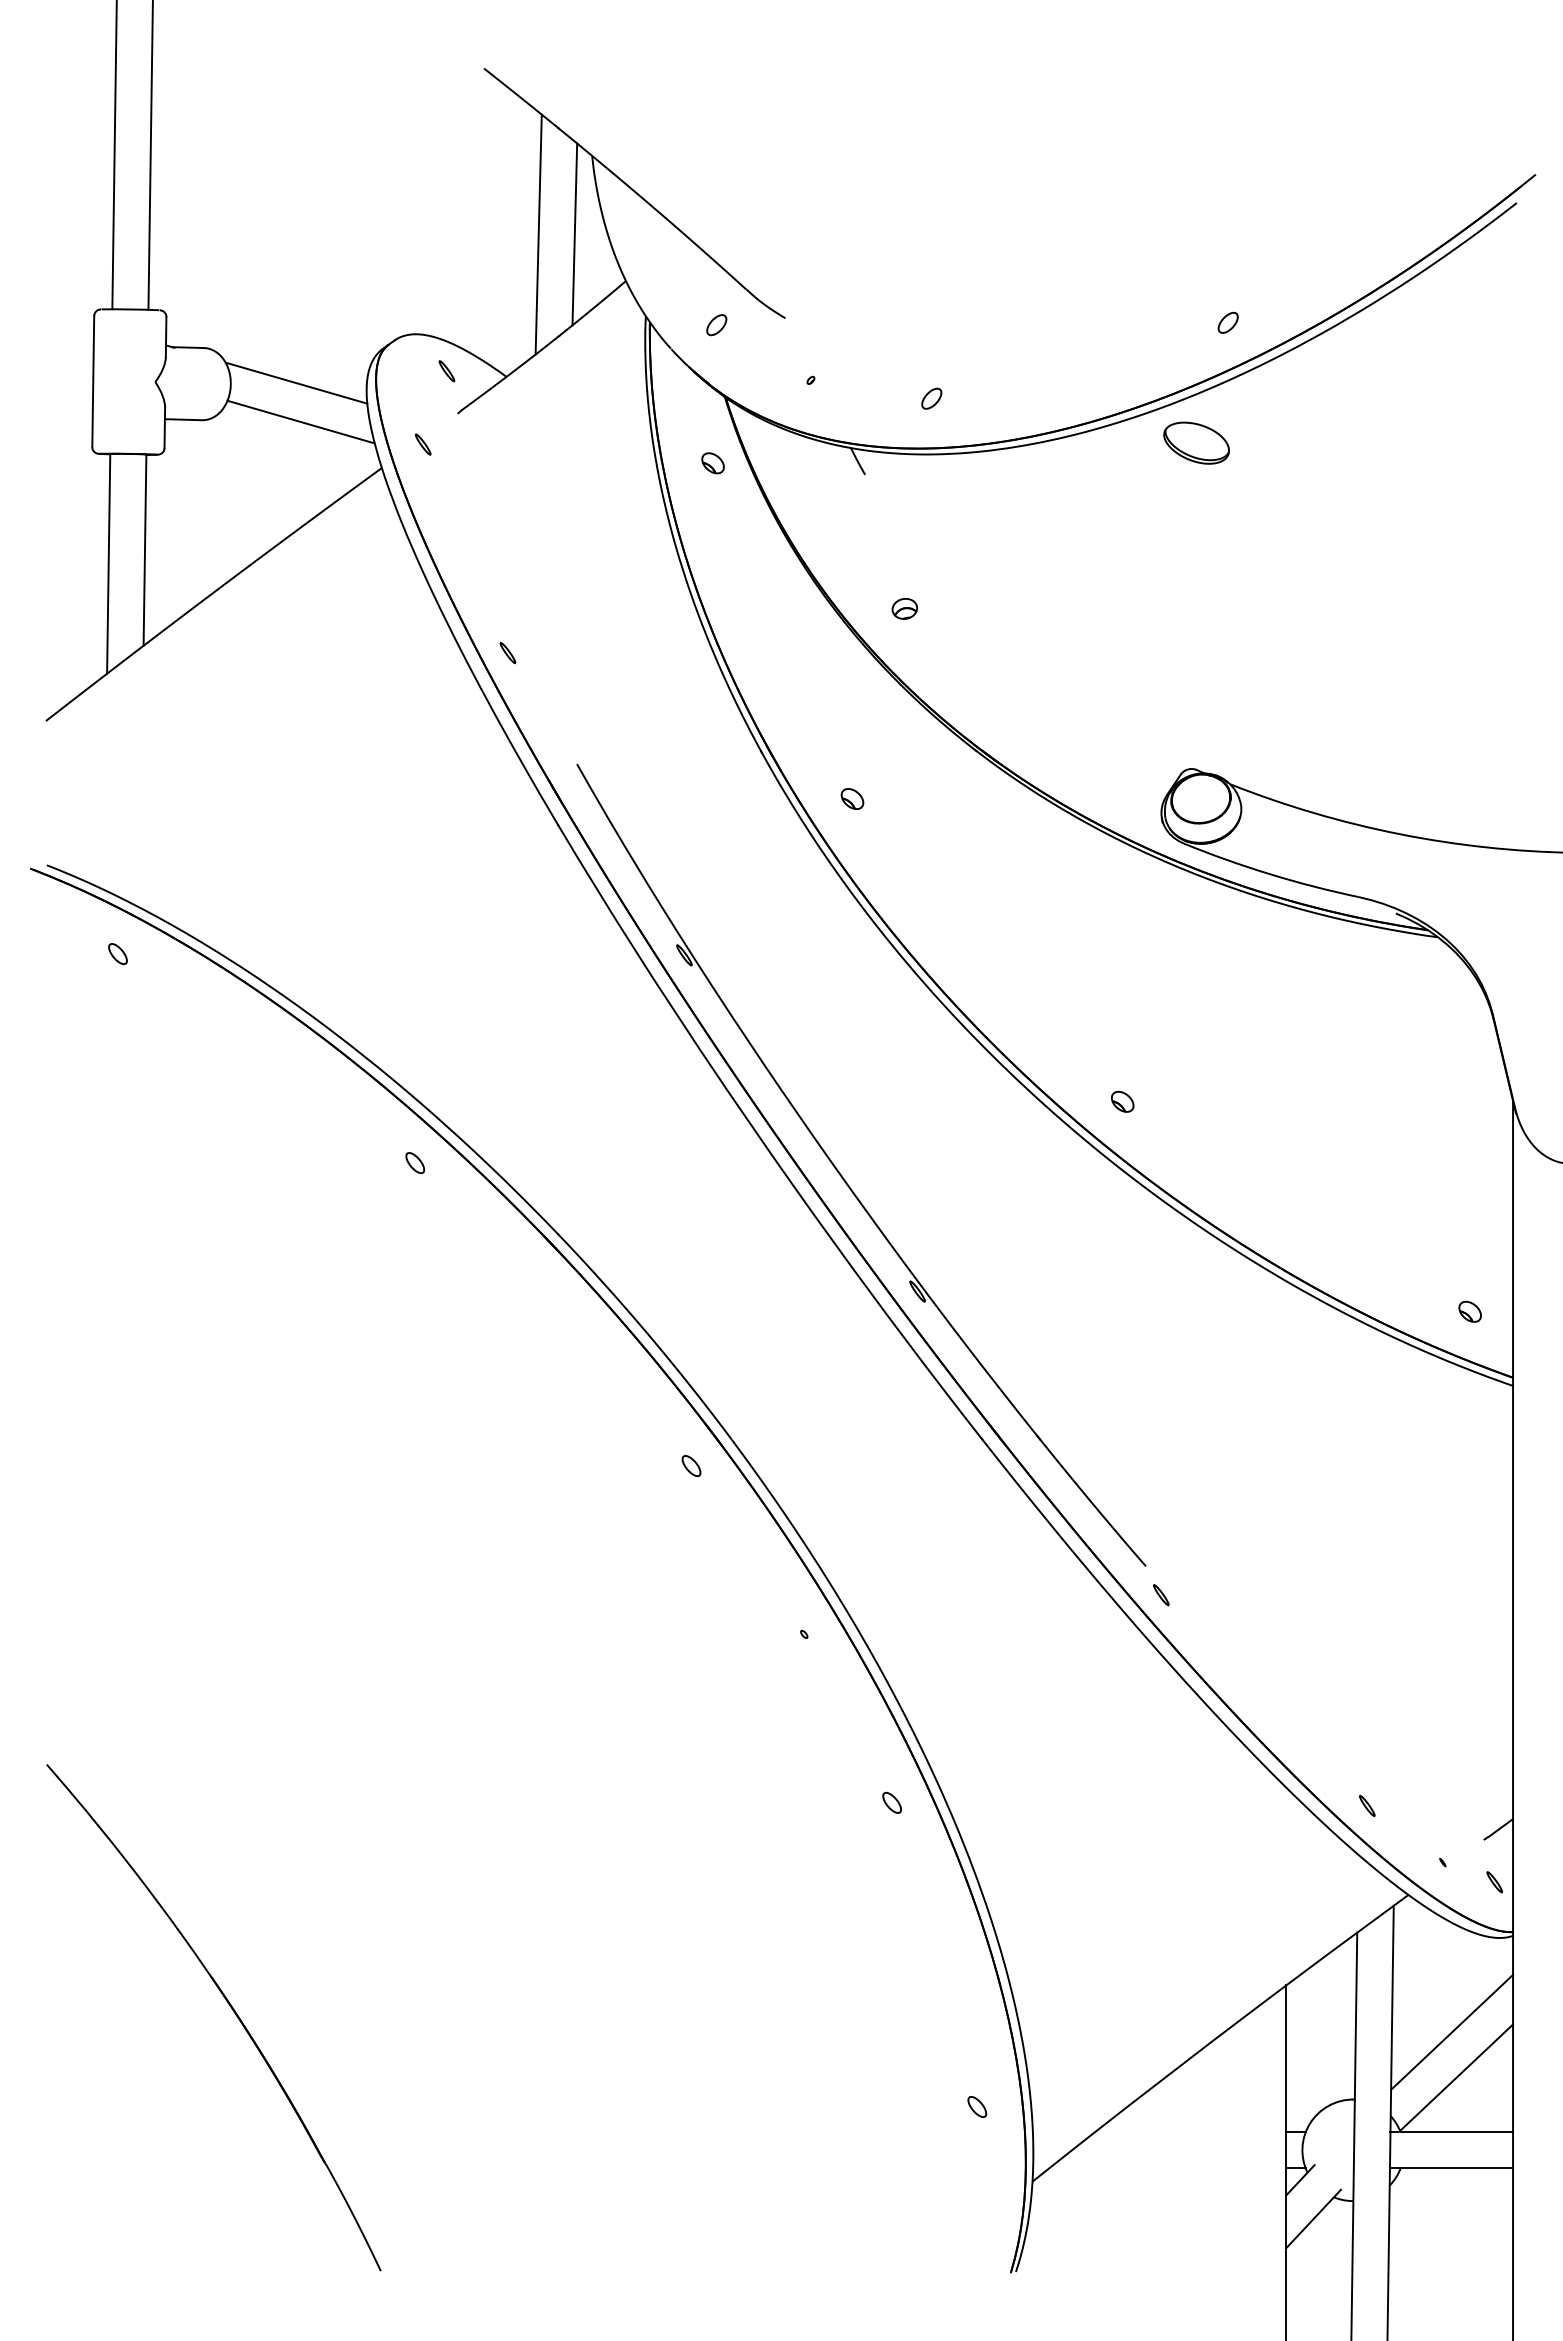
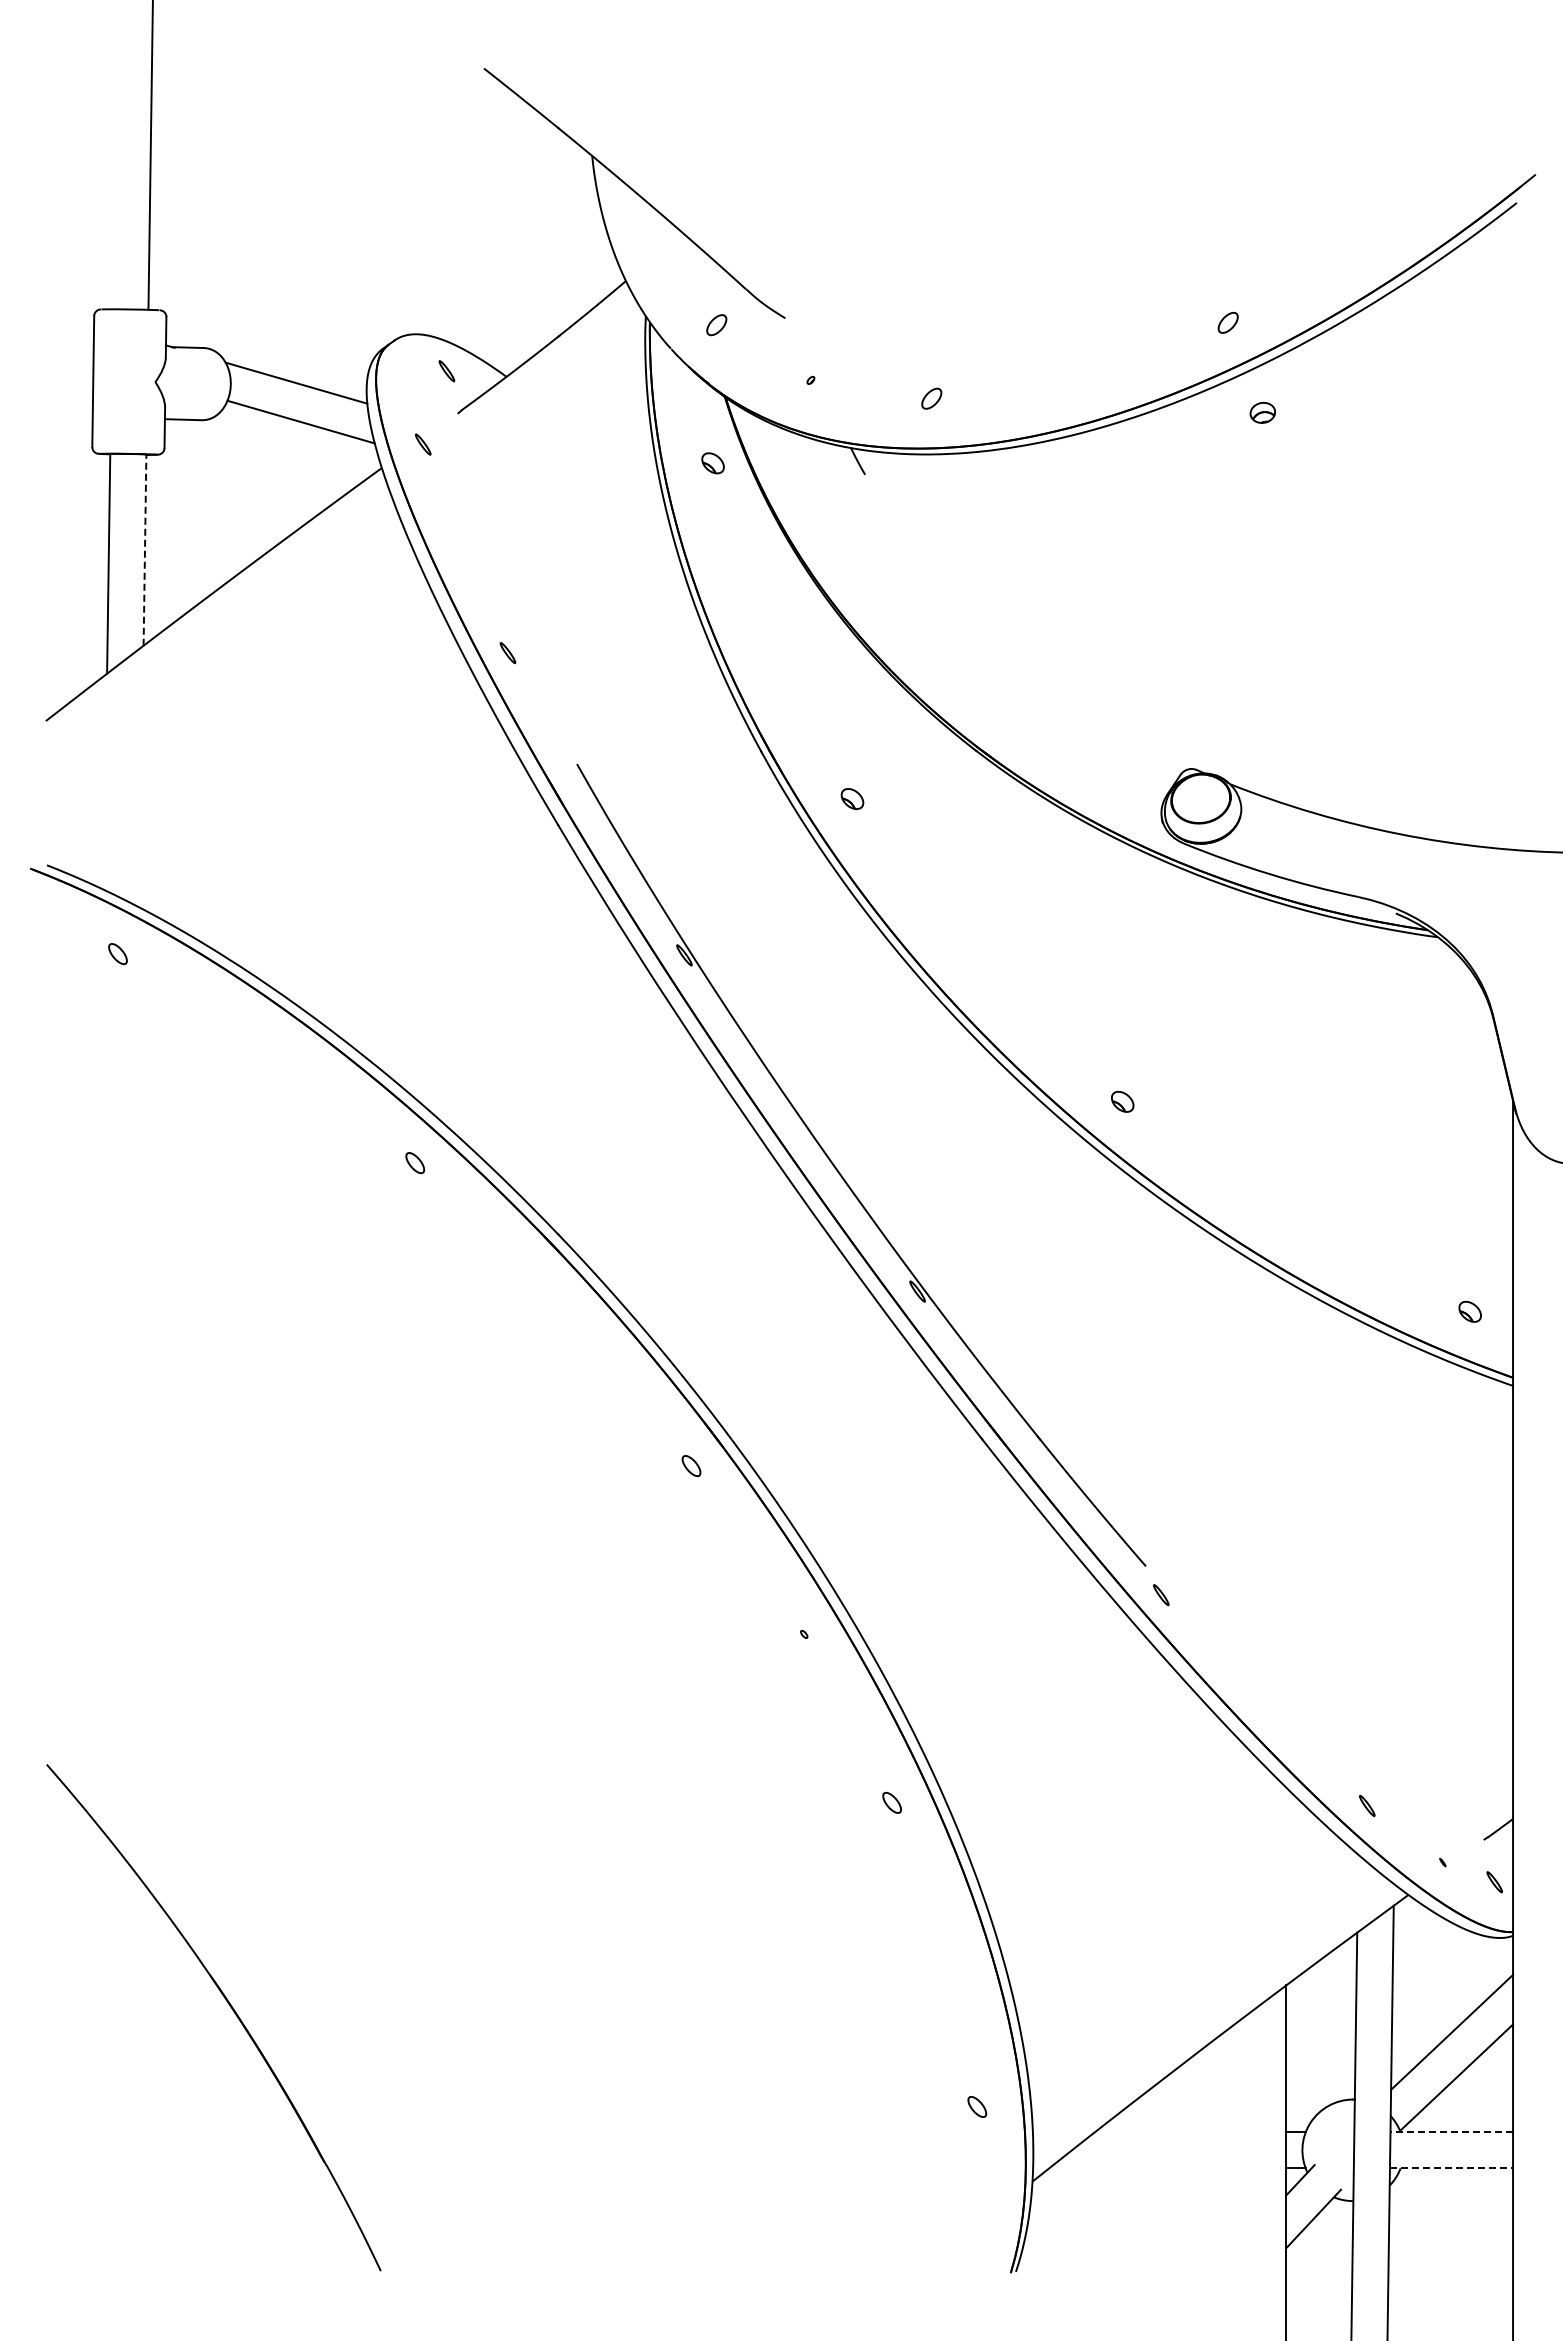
line: present -> none (114, 155)
line: present -> none (538, 234)
line: present -> none (574, 234)
part: present -> none (1196, 442)
line: solid -> dashed (145, 550)
part position: (904, 608) -> (1262, 412) (1262, 412)
line: solid -> dashed (1451, 2132)
line: solid -> dashed (1451, 2168)
